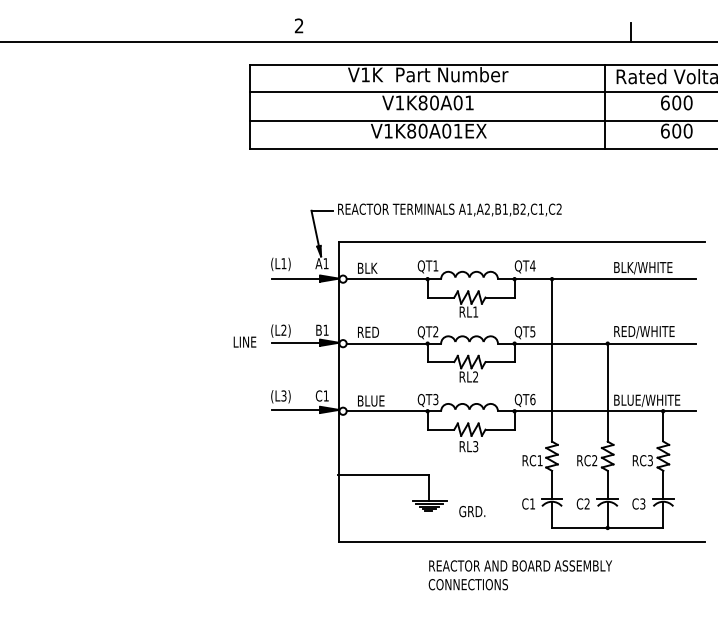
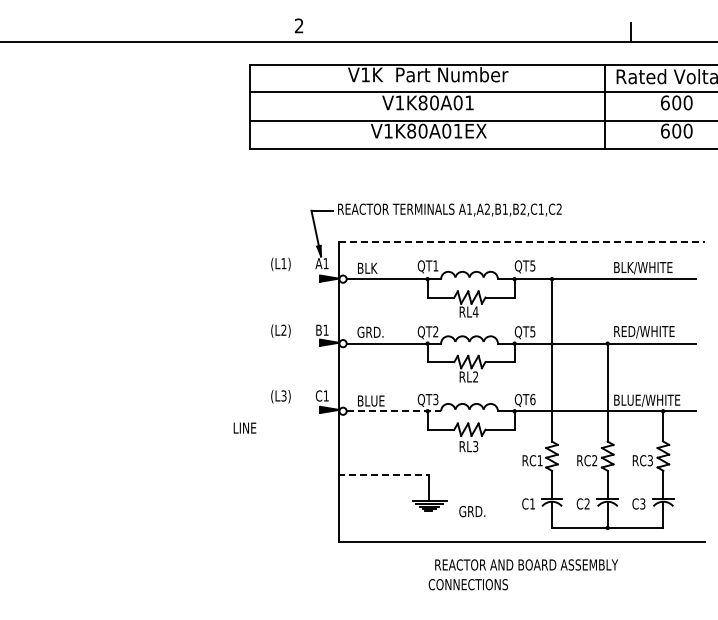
line: solid -> dashed (522, 242)
text: QT4 -> QT5 (532, 265)
line: present -> none (296, 278)
text: RL1 -> RL4 (475, 311)
text: RED -> GRD. (370, 331)
text position: (244, 341) -> (244, 427) (244, 427)
line: present -> none (296, 342)
line: present -> none (296, 409)
line: solid -> dashed (394, 411)
line: solid -> dashed (383, 475)
text position: (520, 565) -> (526, 564) (526, 564)
